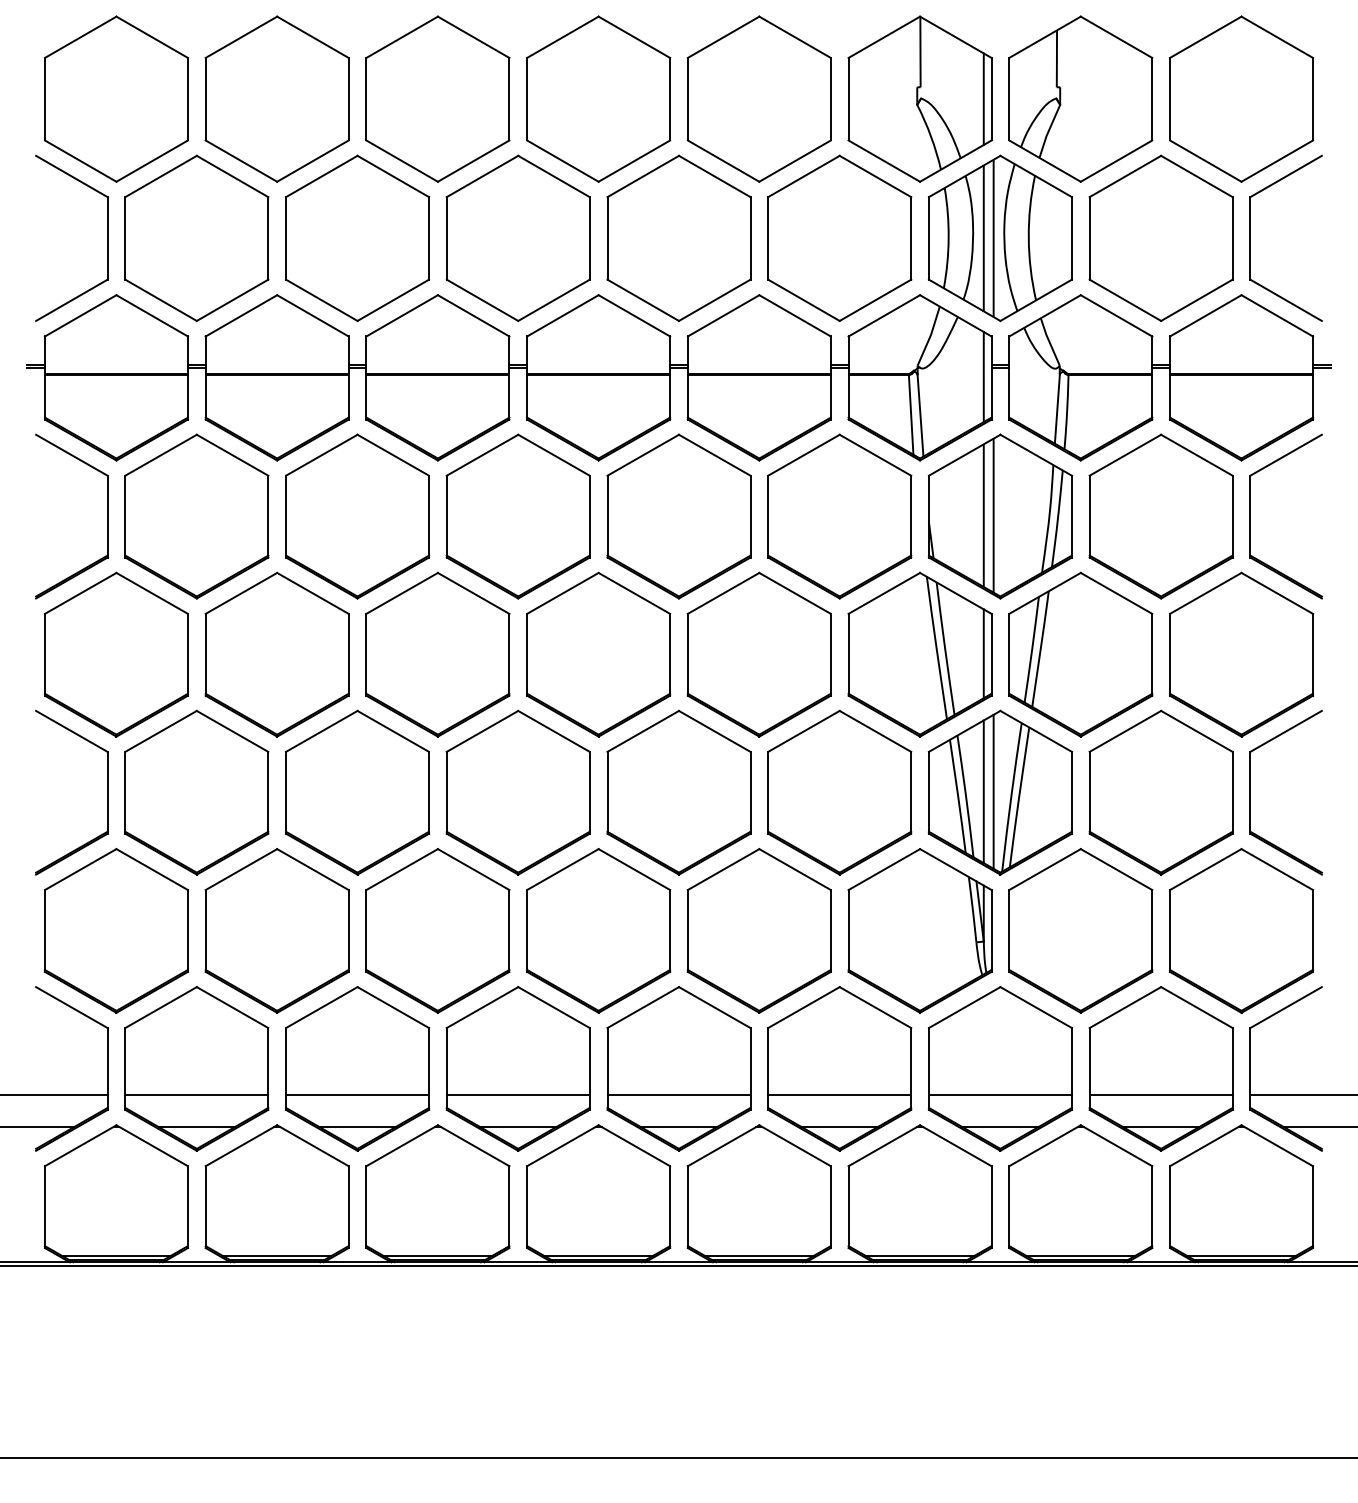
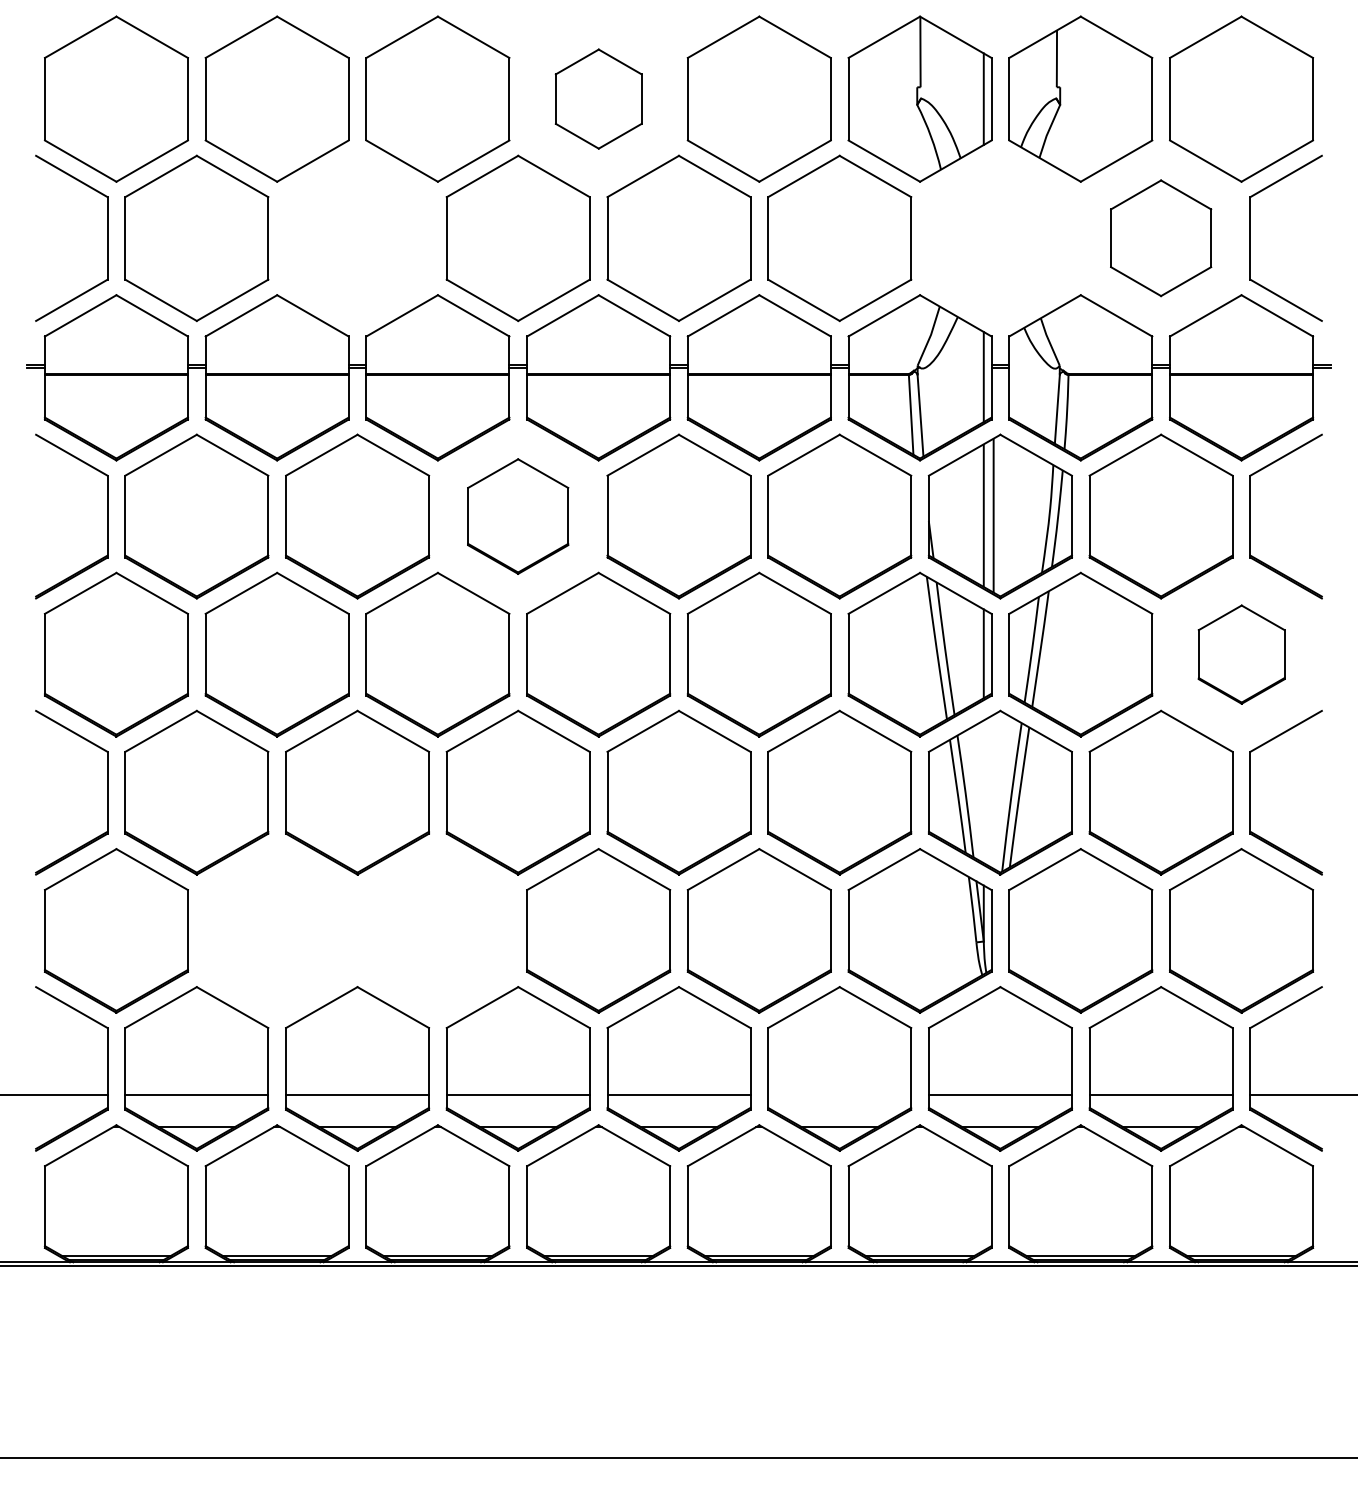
part size: 146x168 px -> 89x102 px (598, 98)
part size: 146x168 px -> 103x119 px (1161, 238)
part: present -> none (357, 238)
part: present -> none (1000, 238)
part size: 146x167 px -> 103x117 px (518, 516)
part size: 146x167 px -> 89x101 px (1241, 654)
line: present -> none (983, 791)
line: present -> none (993, 791)
part: present -> none (276, 930)
part: present -> none (437, 930)
line: present -> none (839, 1094)
line: present -> none (38, 1126)
line: present -> none (1318, 1126)
